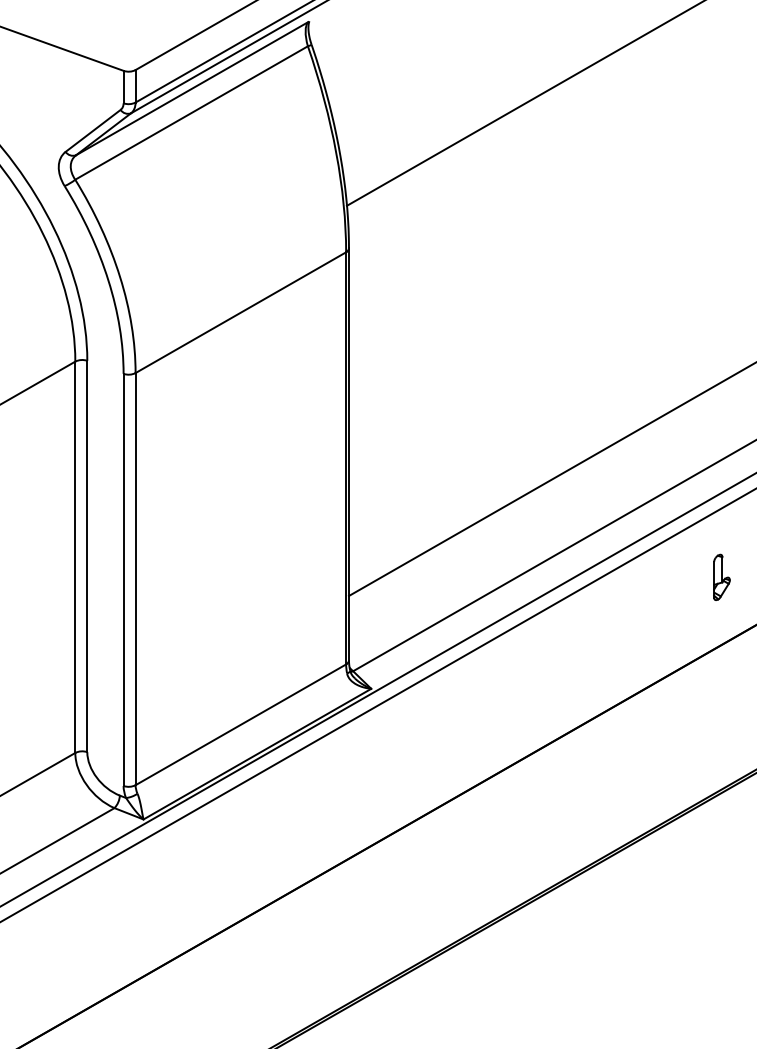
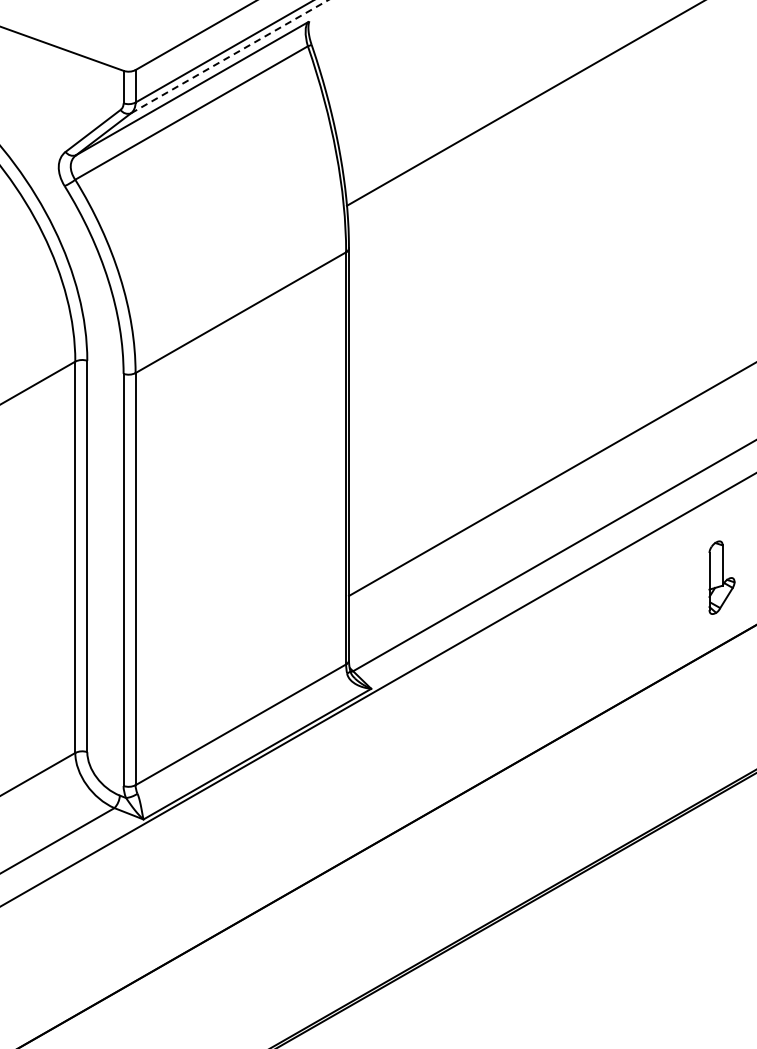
line: solid -> dashed (229, 57)
part size: 18x48 px -> 28x75 px (721, 577)
line: present -> none (377, 705)
